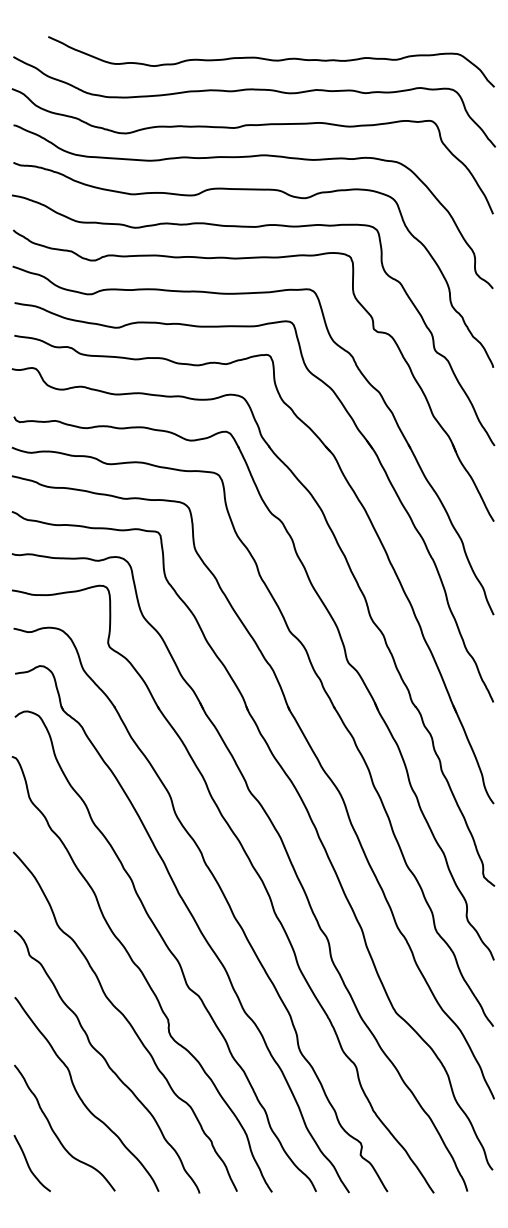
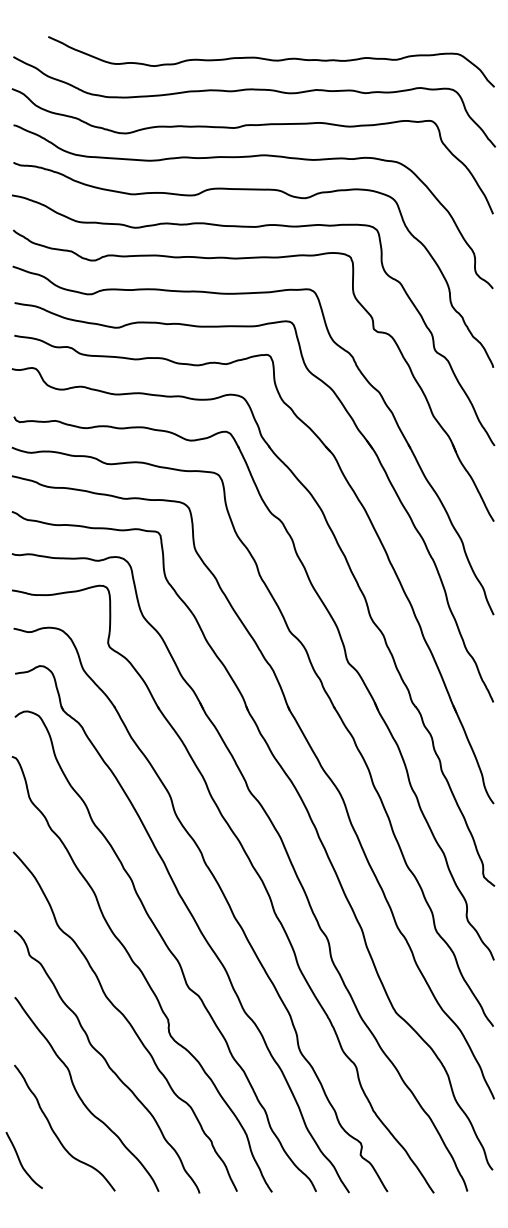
curve position: (29, 1165) -> (21, 1162) (21, 1162)
